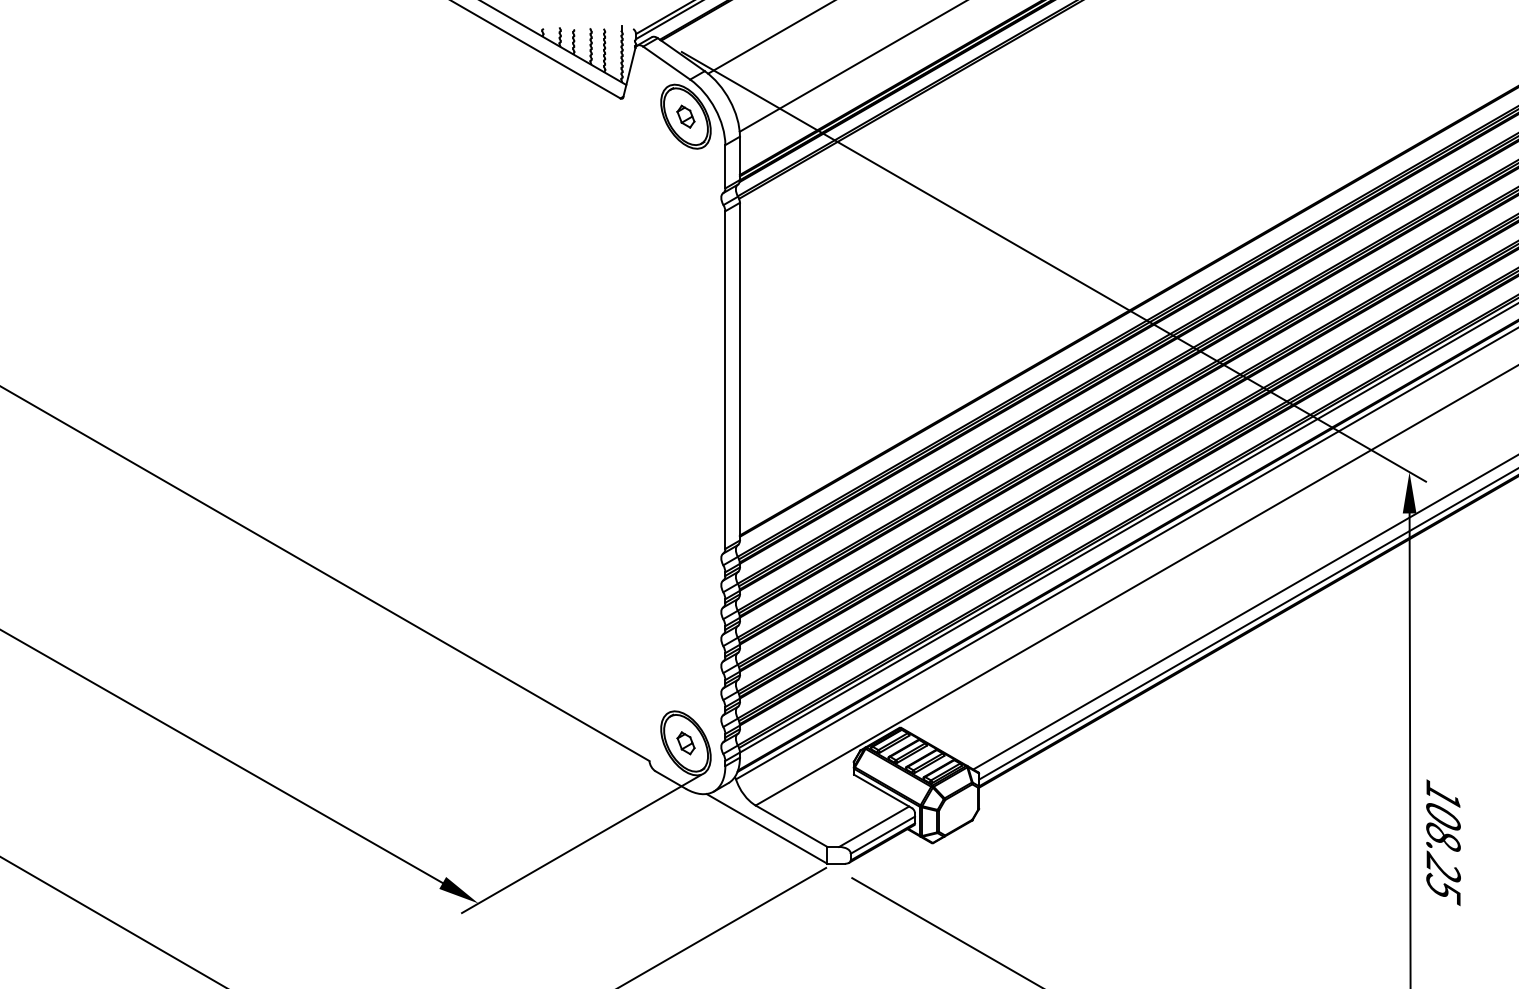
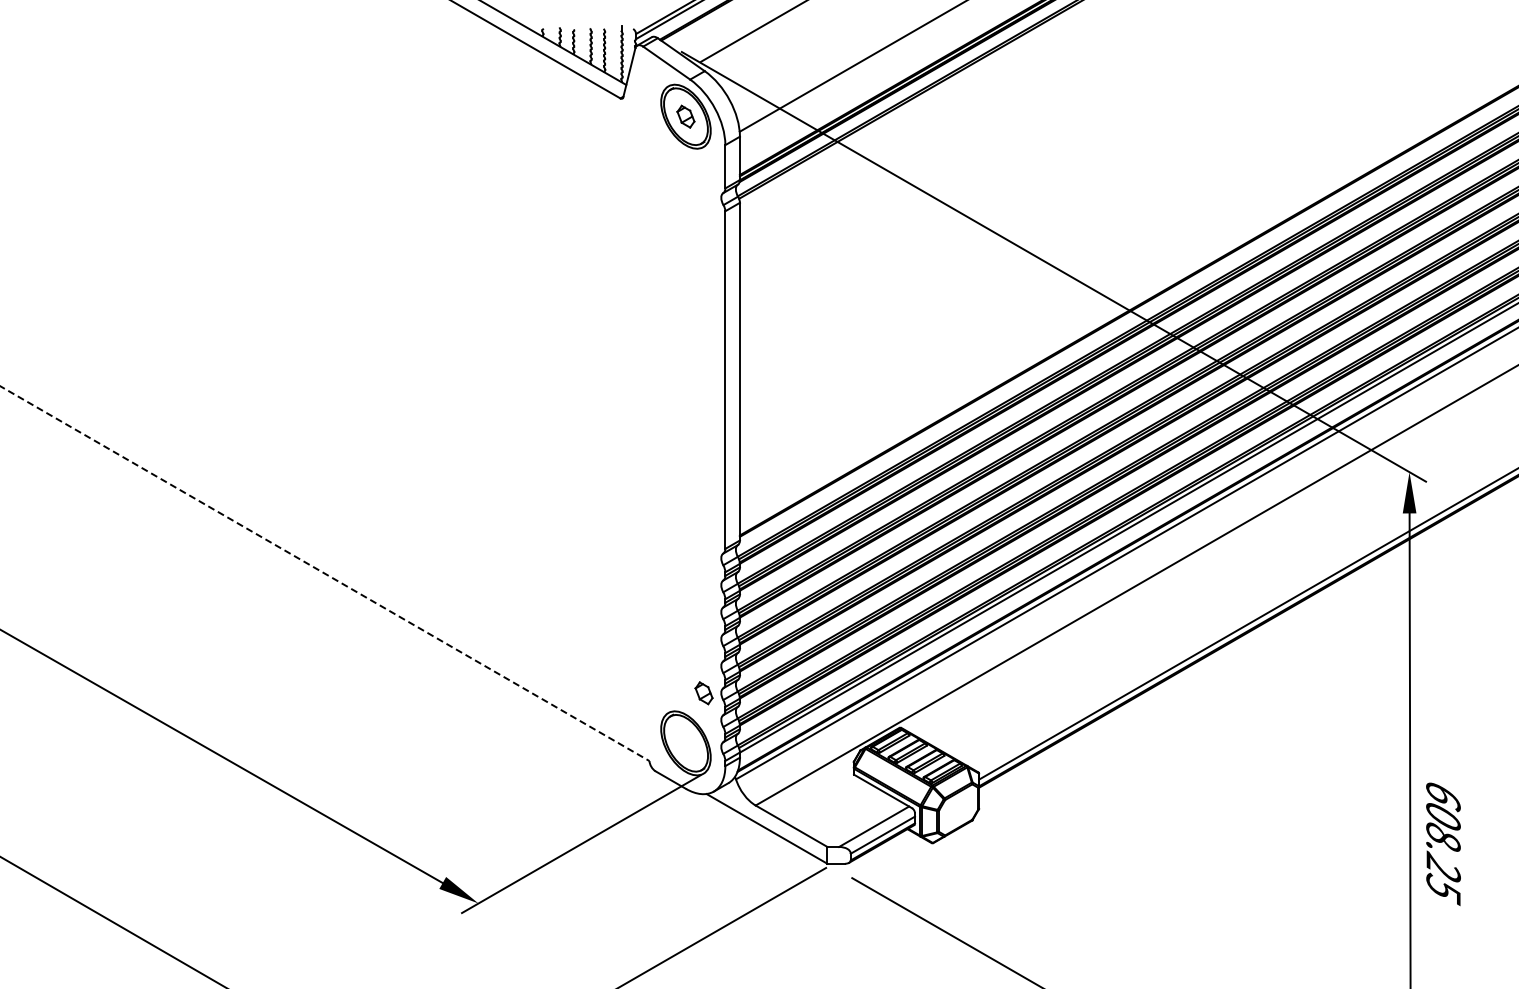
line position: (770, 37) -> (752, 31) (752, 31)
line: solid -> dashed (324, 573)
line: present -> none (1244, 612)
part position: (685, 743) -> (703, 693) (703, 693)
text: 108.25 -> 608.25 (1443, 795)
